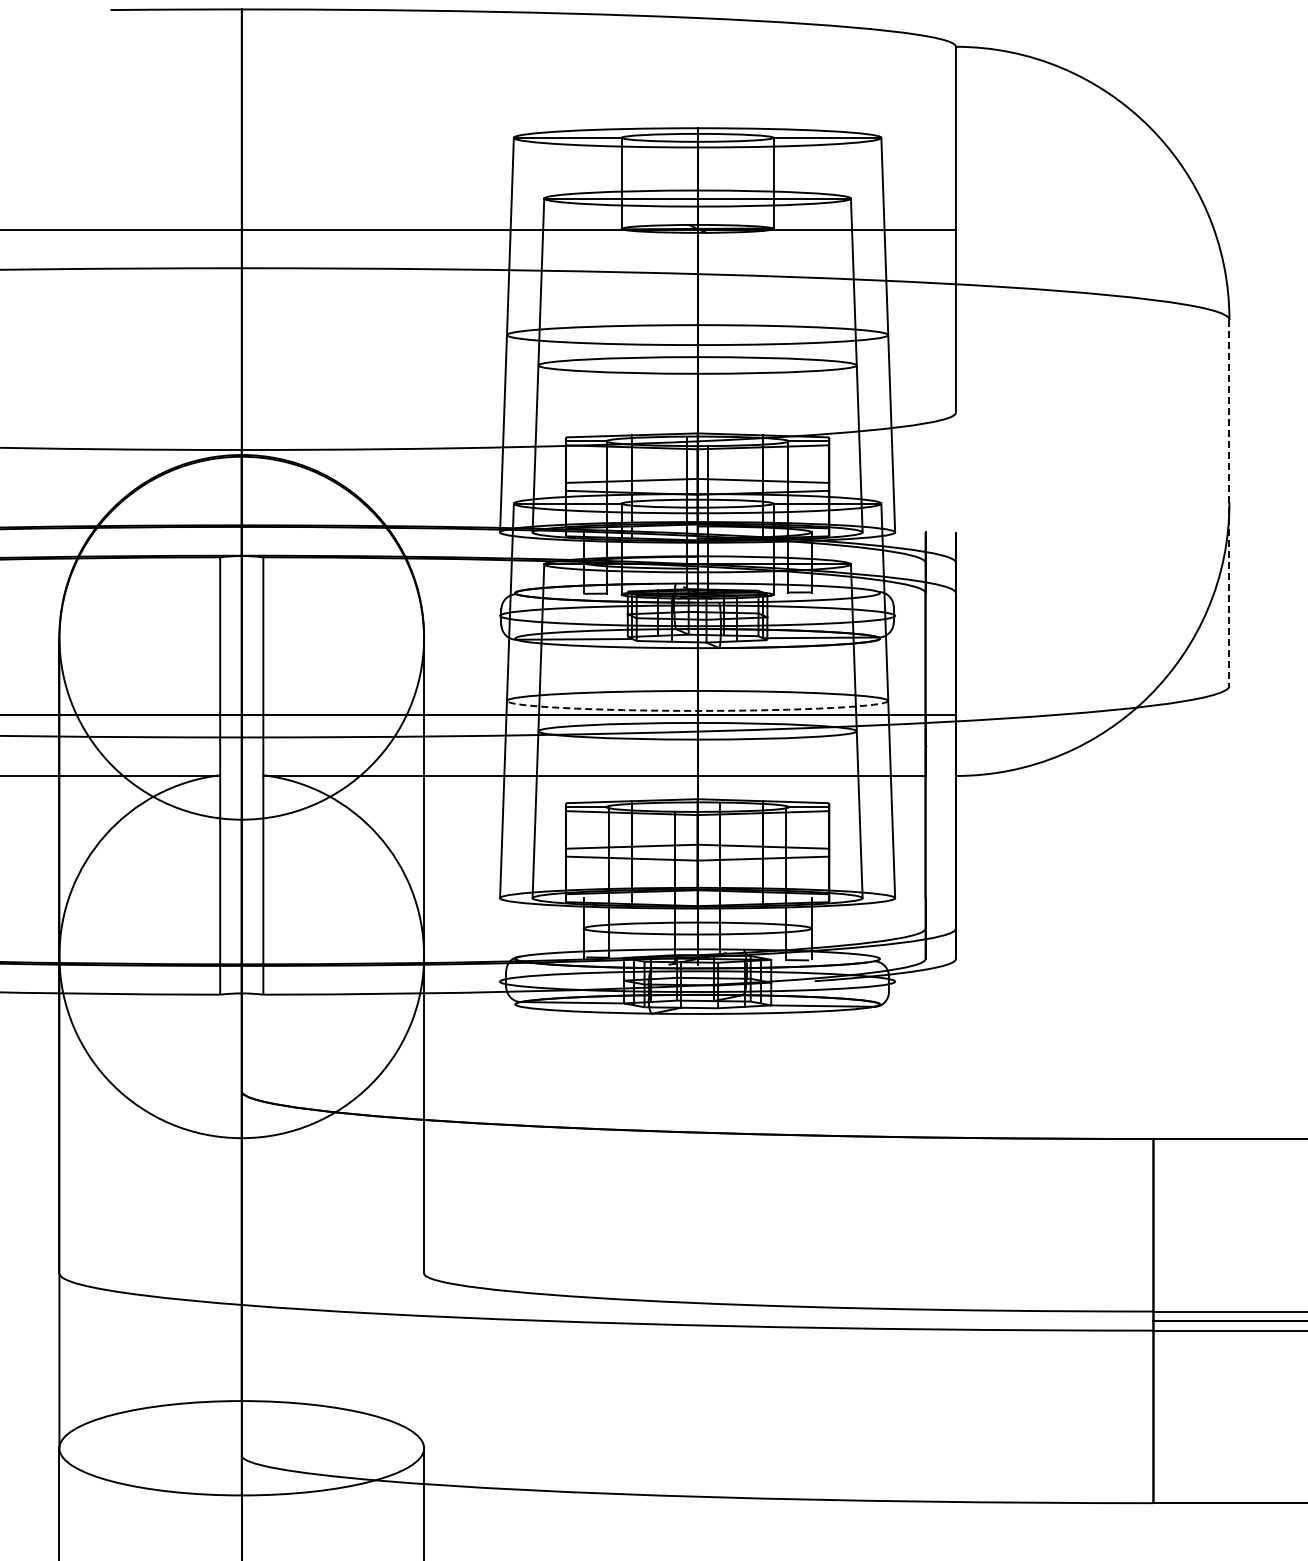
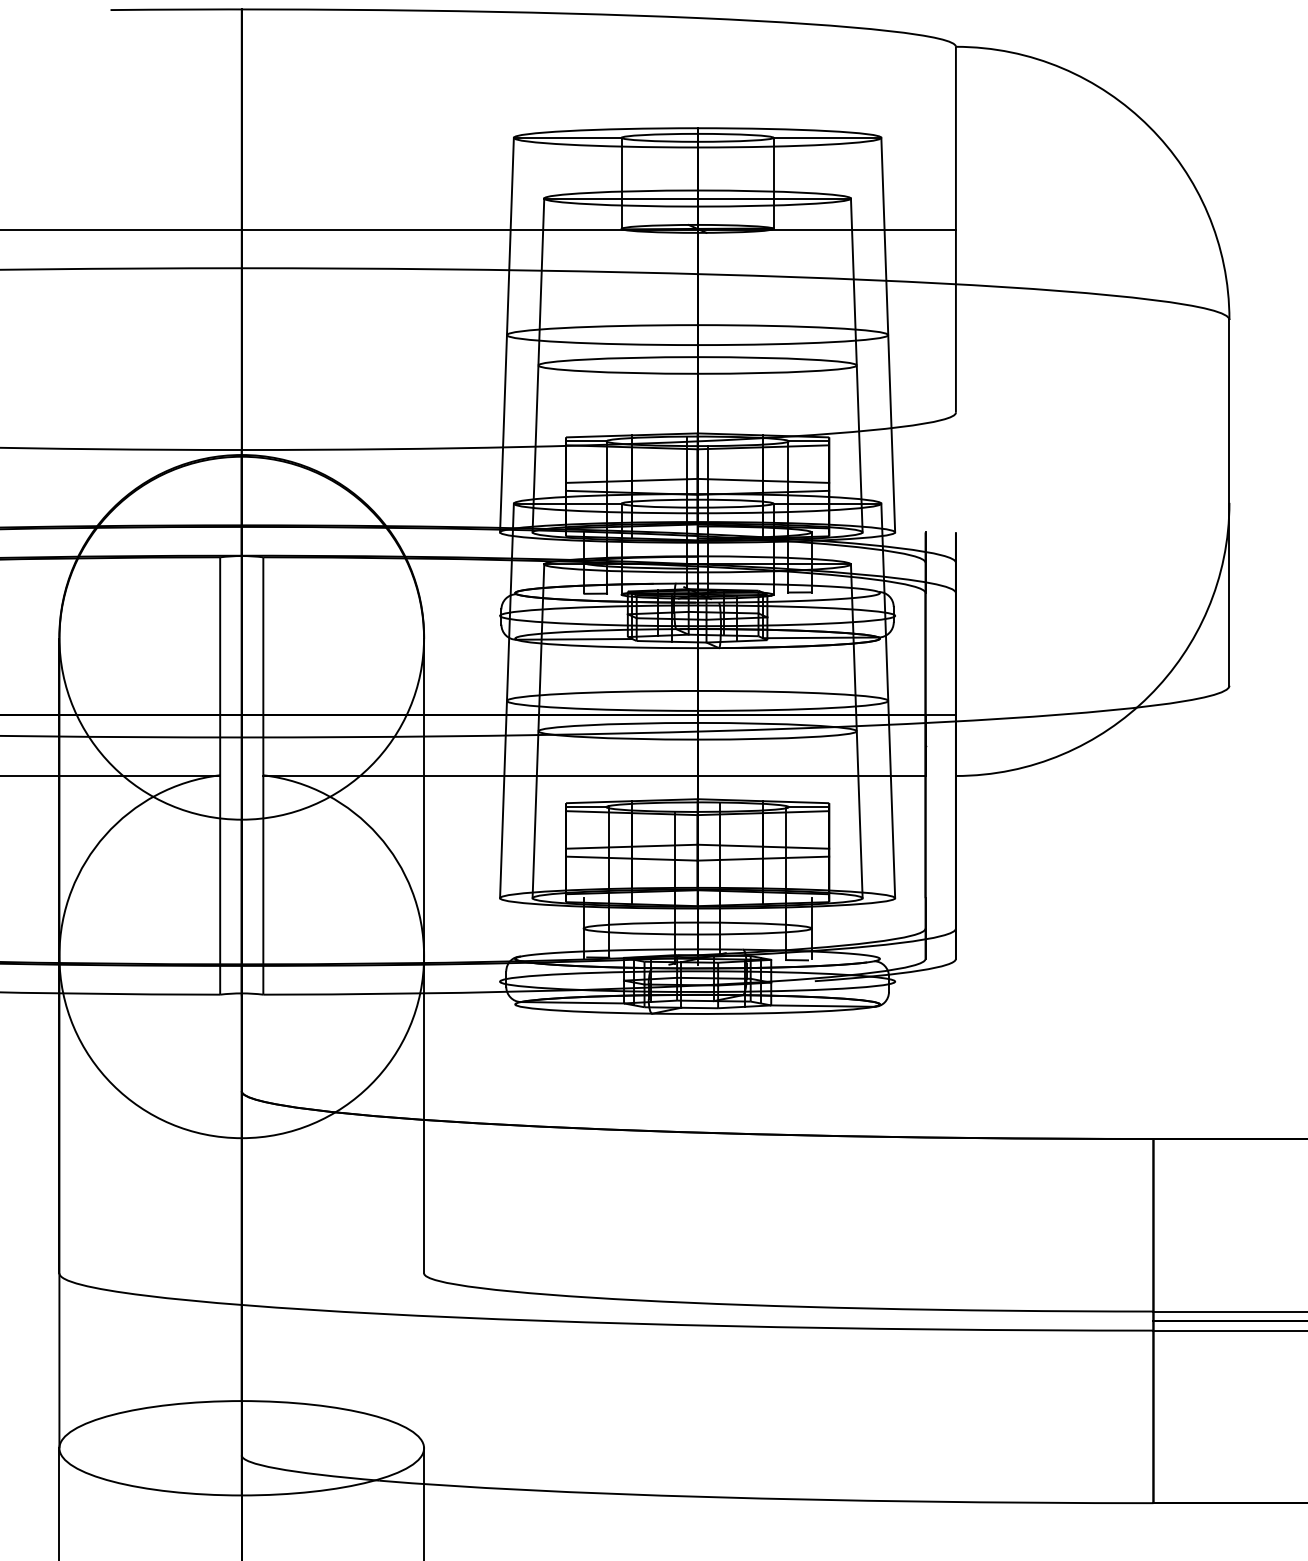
line: dashed -> solid (1229, 502)
arc: dashed -> solid (697, 710)
